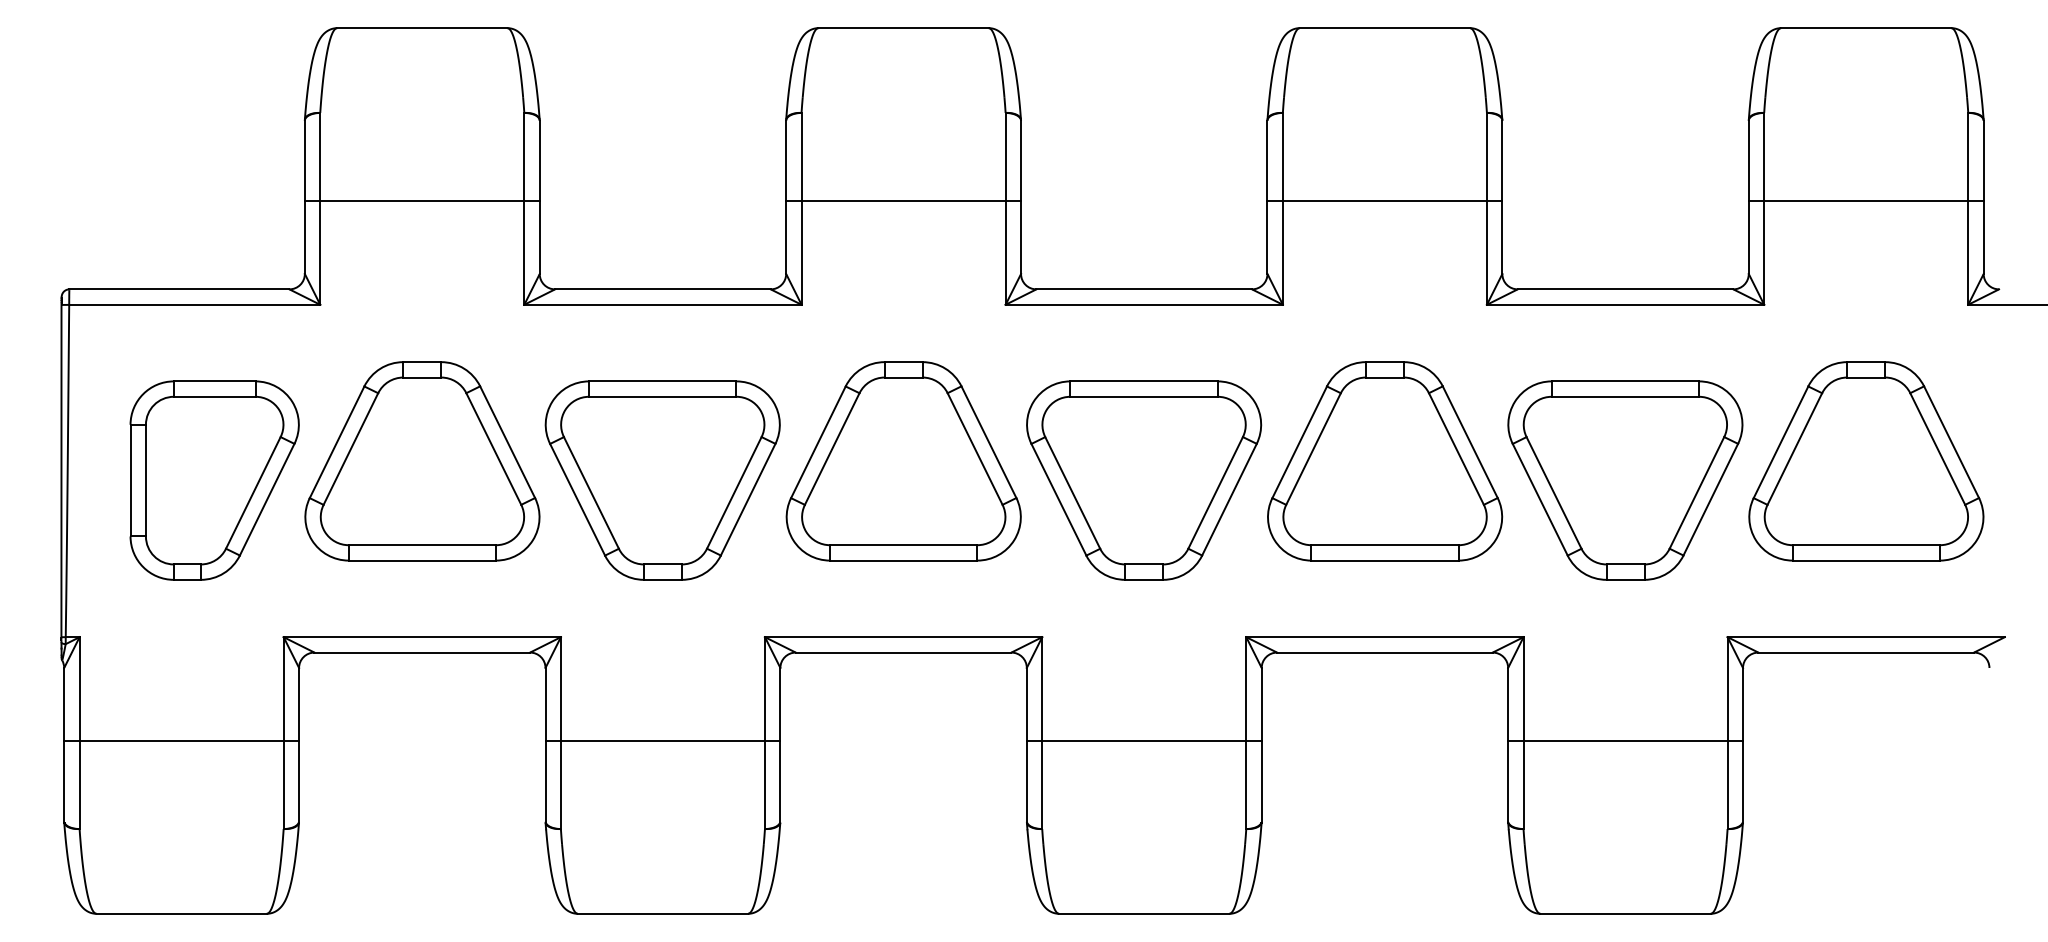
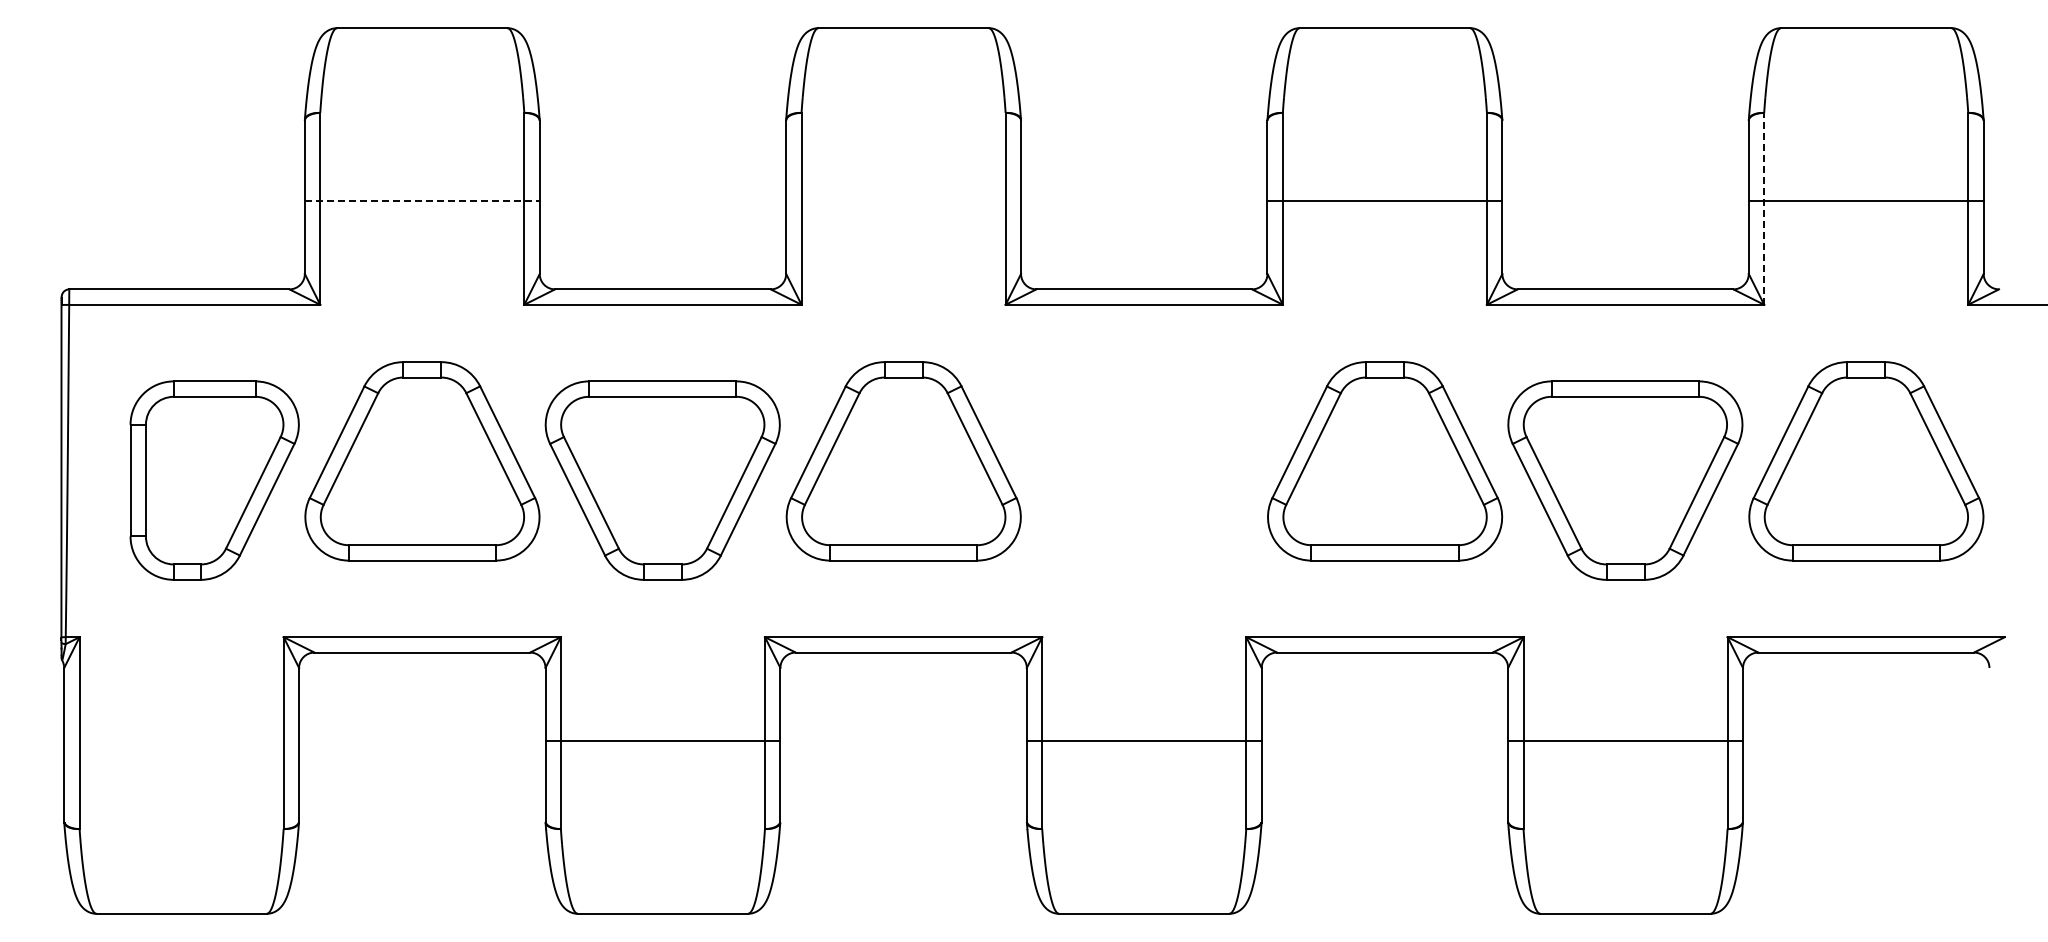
line: solid -> dashed (422, 201)
line: present -> none (903, 201)
line: solid -> dashed (1764, 208)
part: present -> none (1144, 480)
line: present -> none (181, 740)
